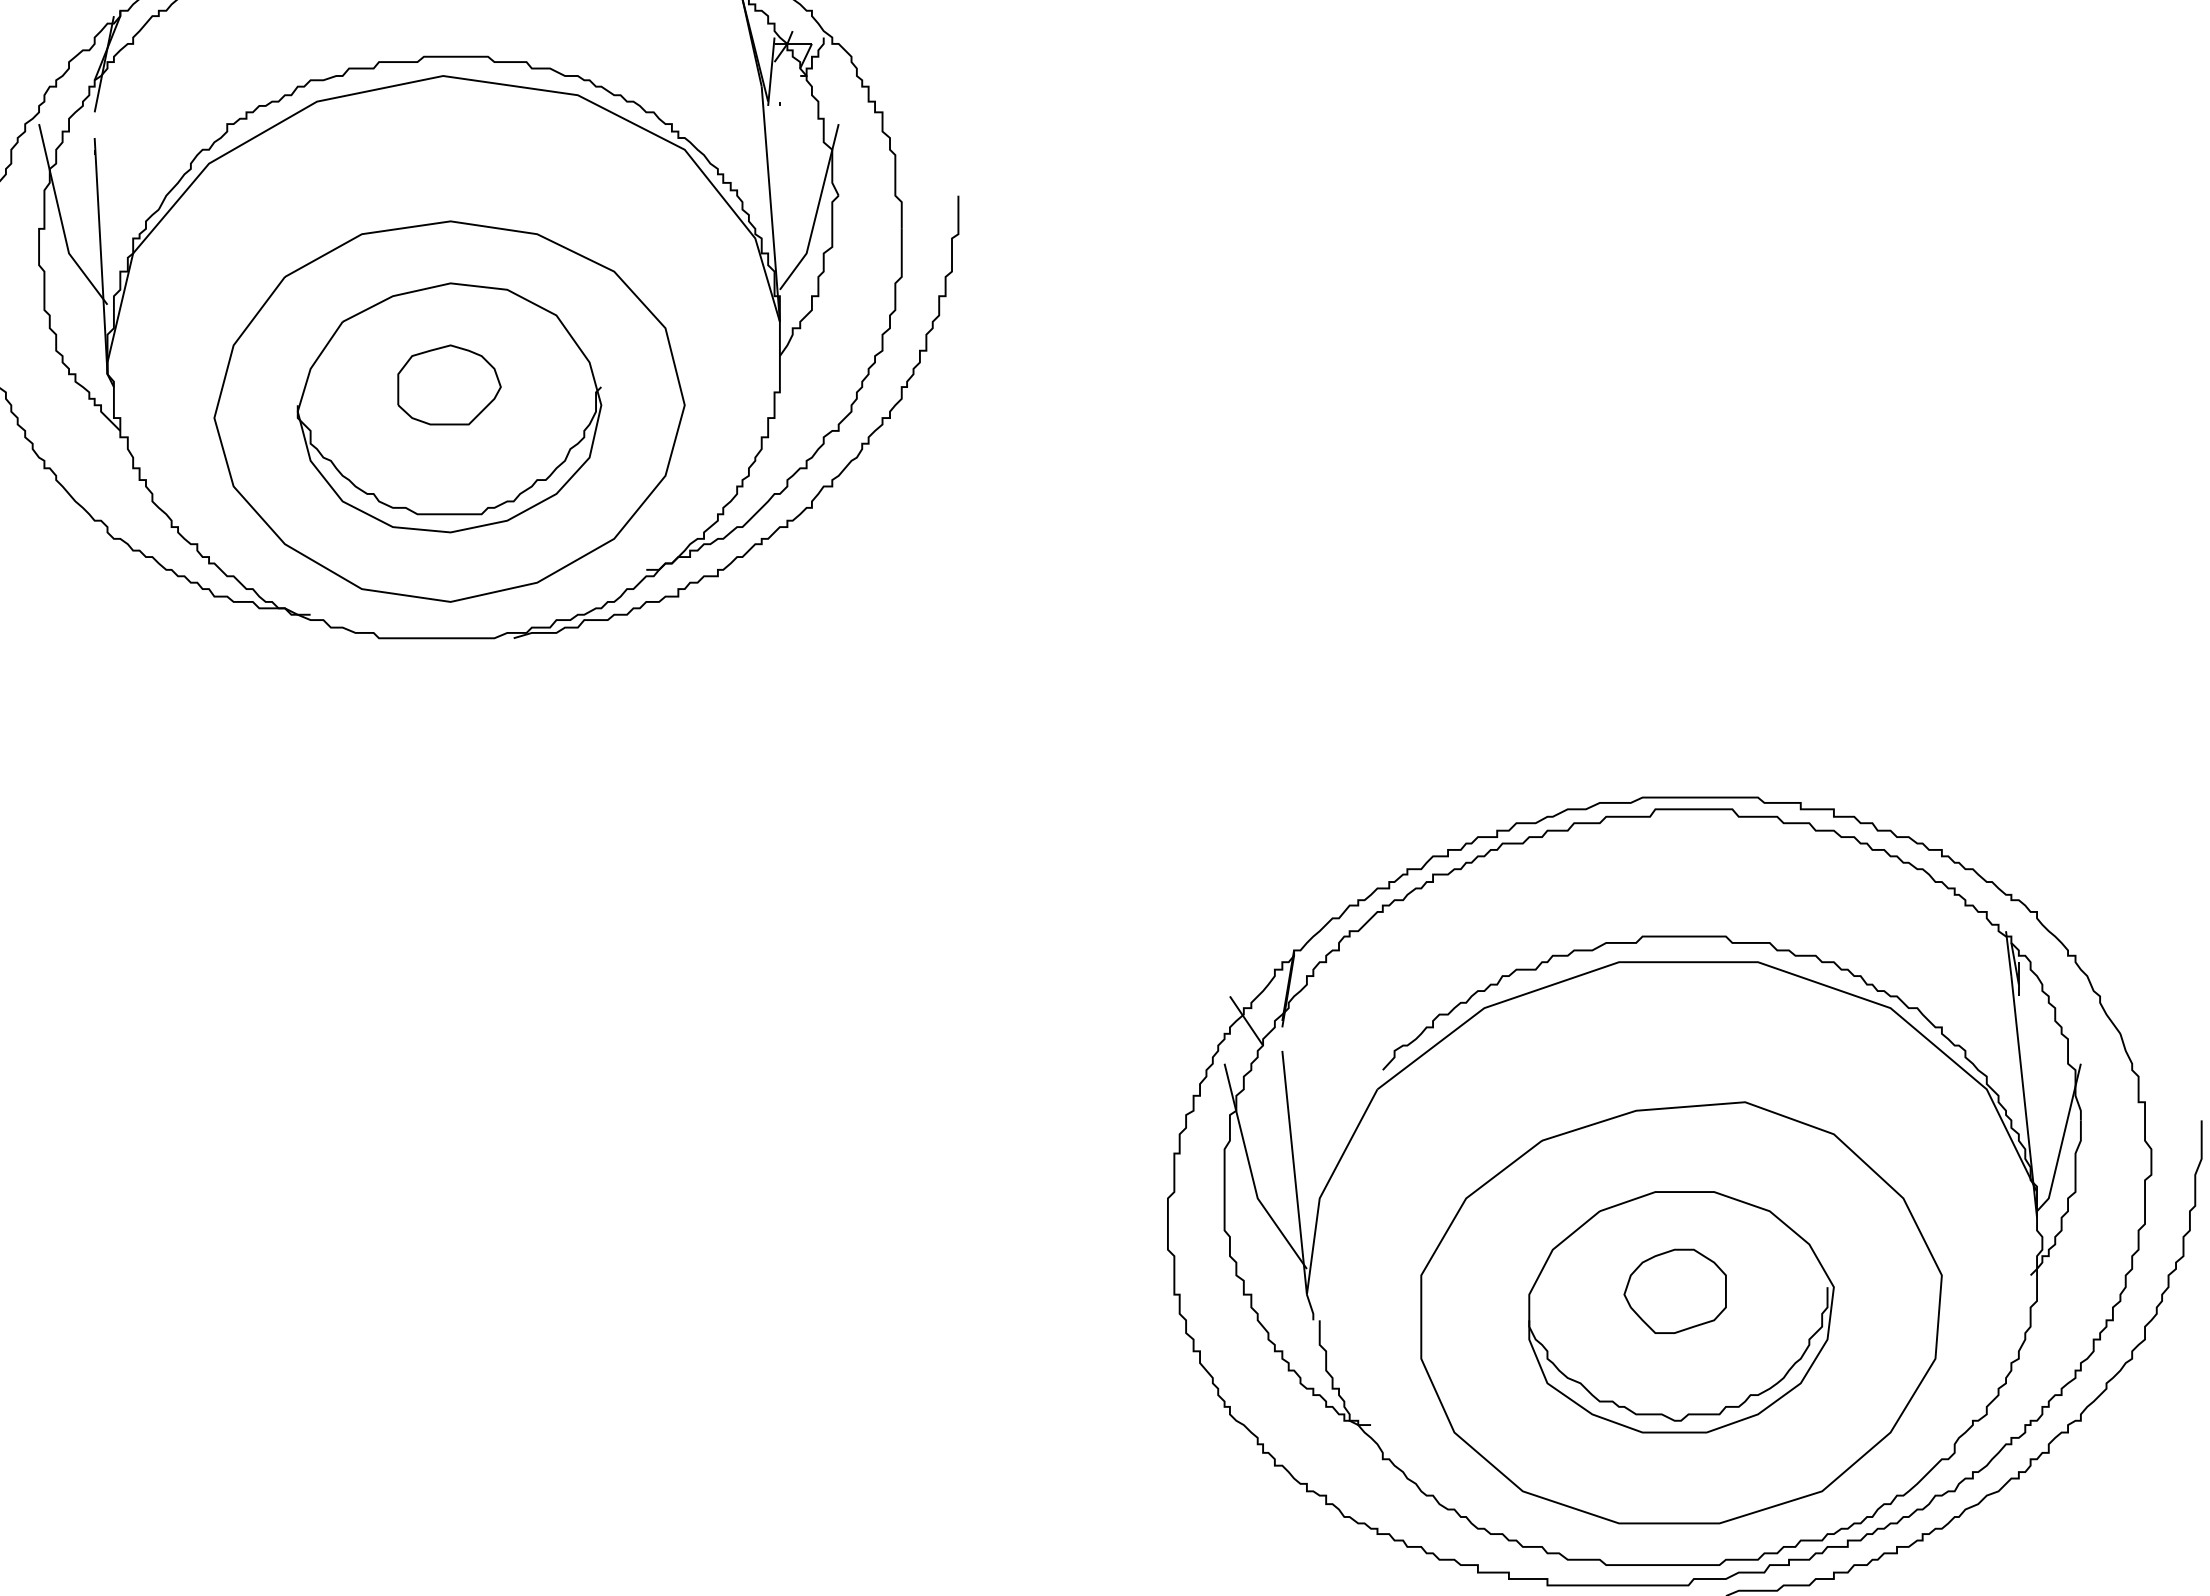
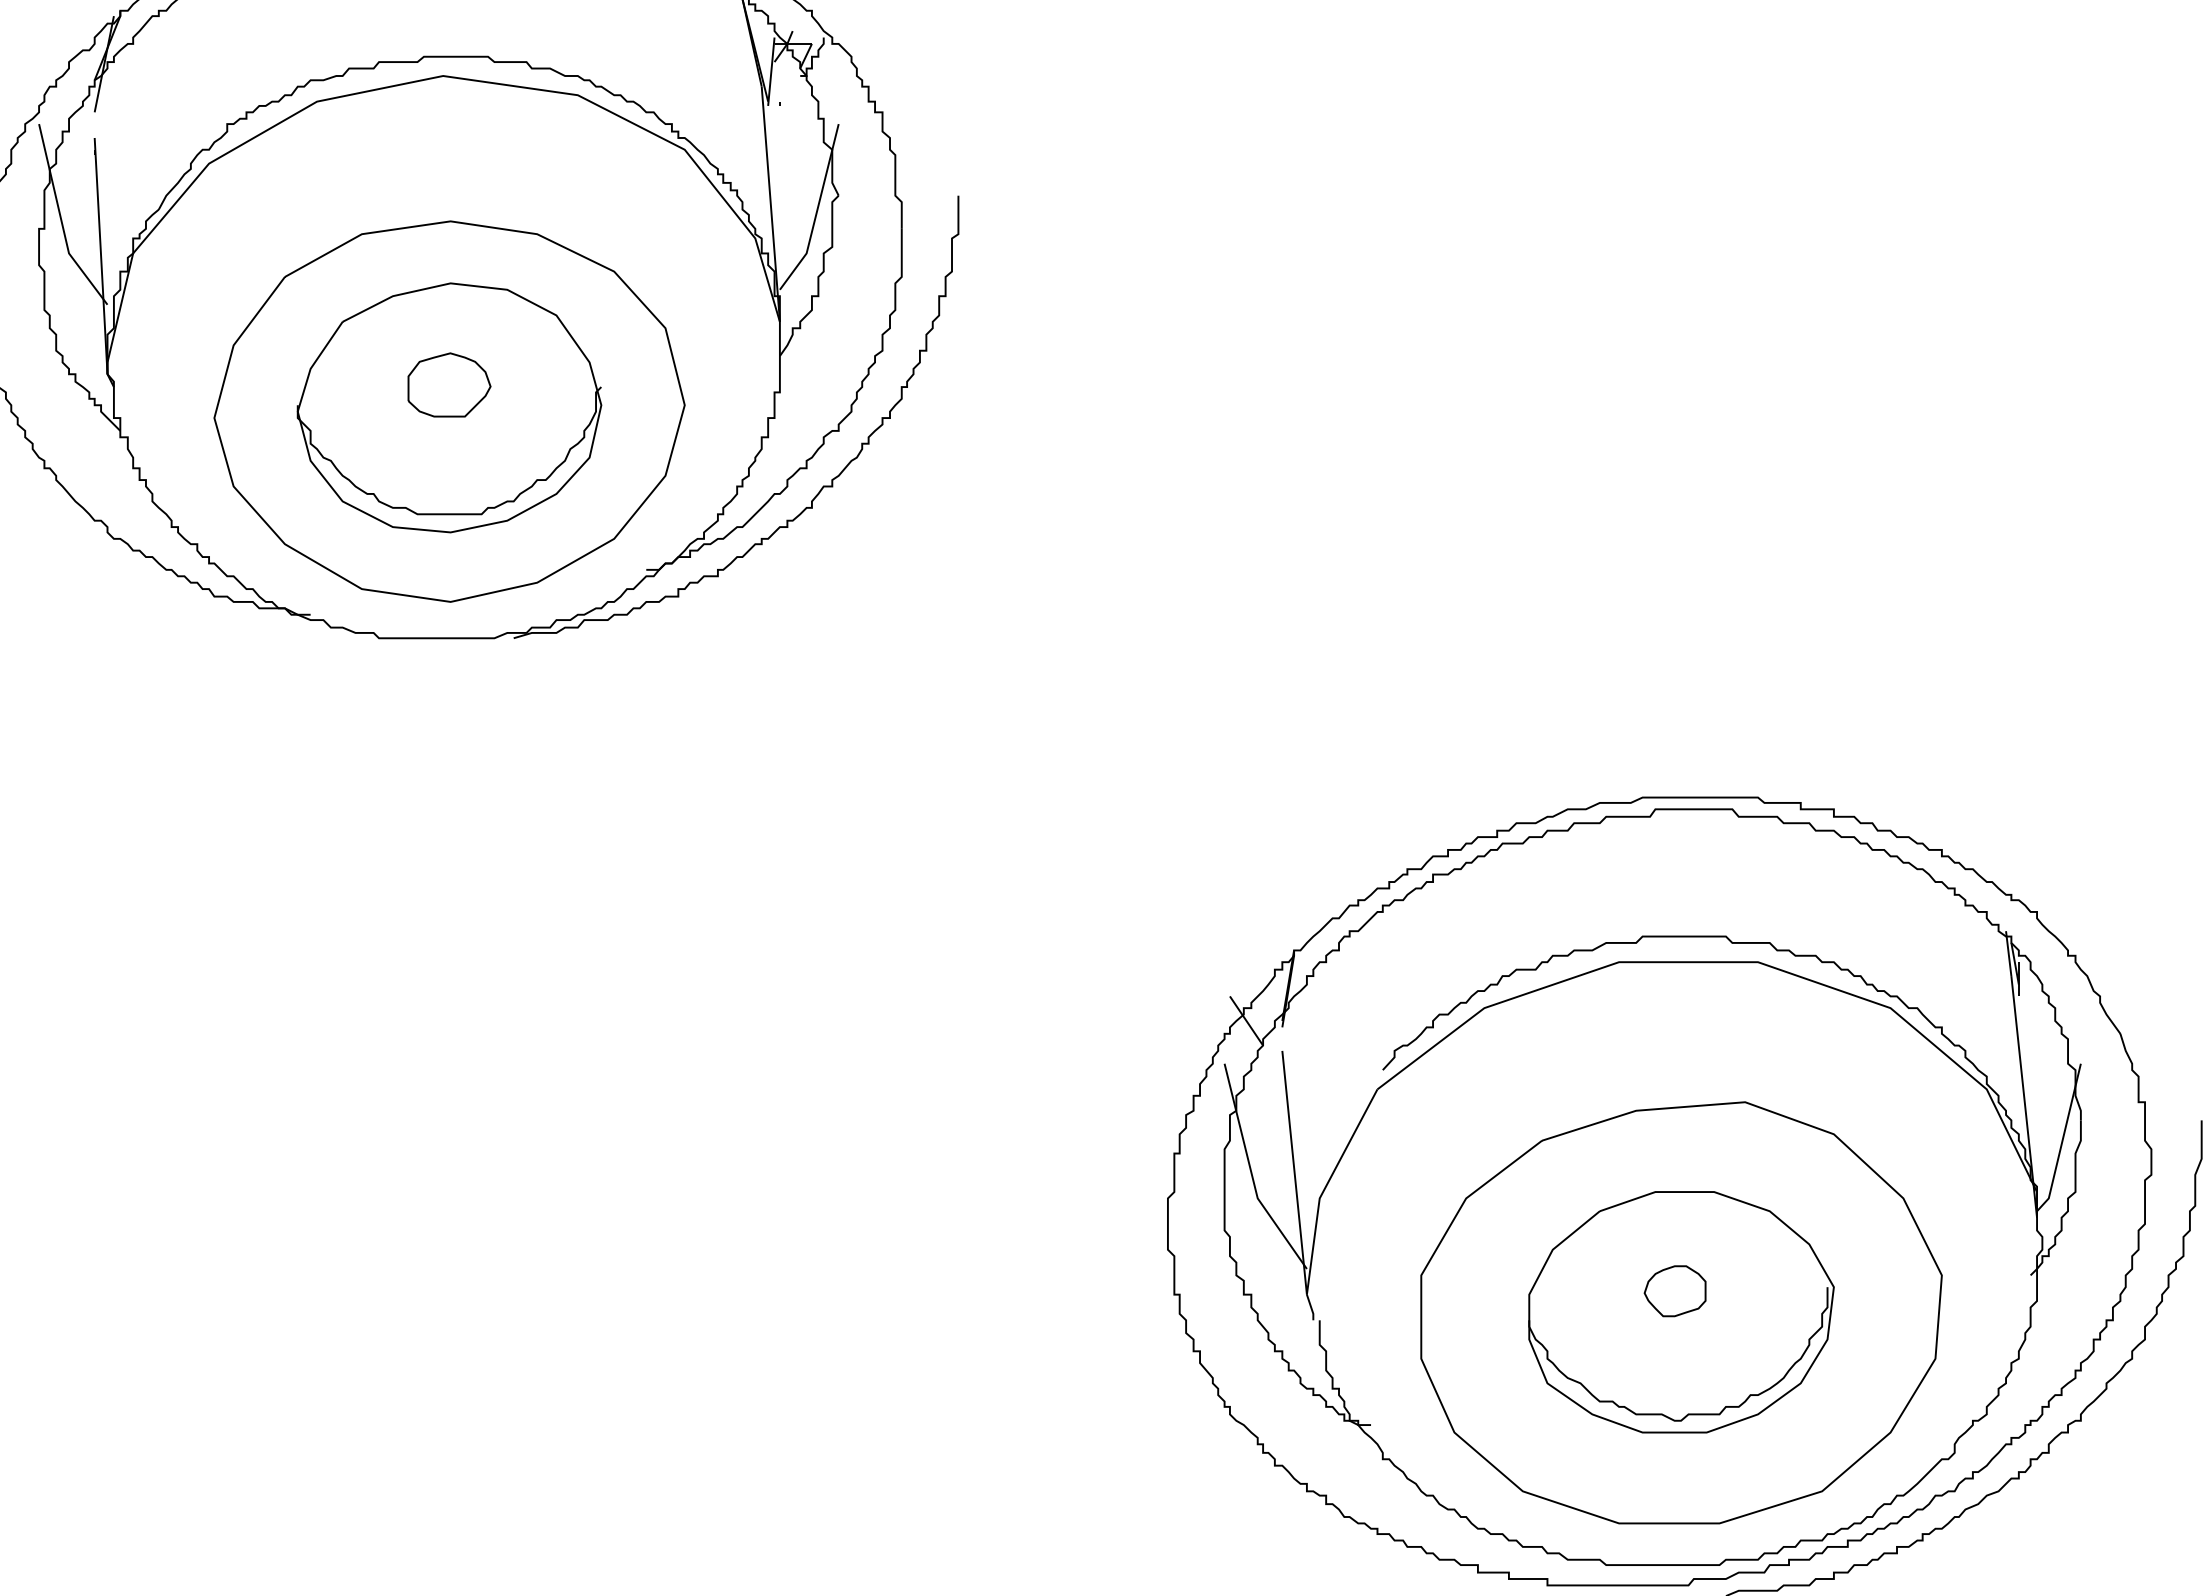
part size: 105x82 px -> 85x66 px (449, 384)
part size: 104x86 px -> 64x53 px (1674, 1291)
